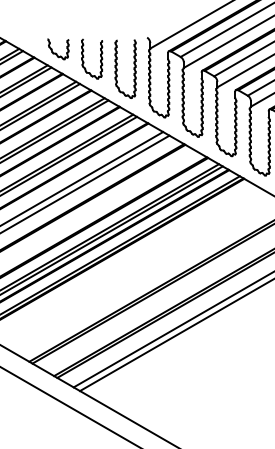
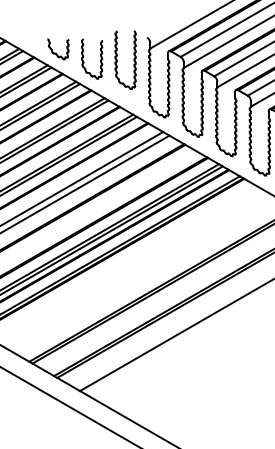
part position: (117, 68) -> (117, 59) (117, 59)
line: present -> none (172, 330)
